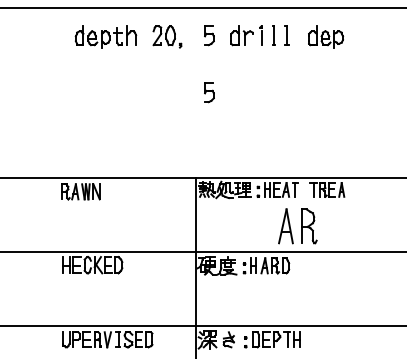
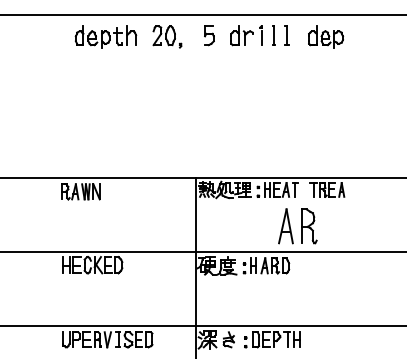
line position: (202, 8) -> (202, 15) (202, 15)
part: present -> none (209, 92)
